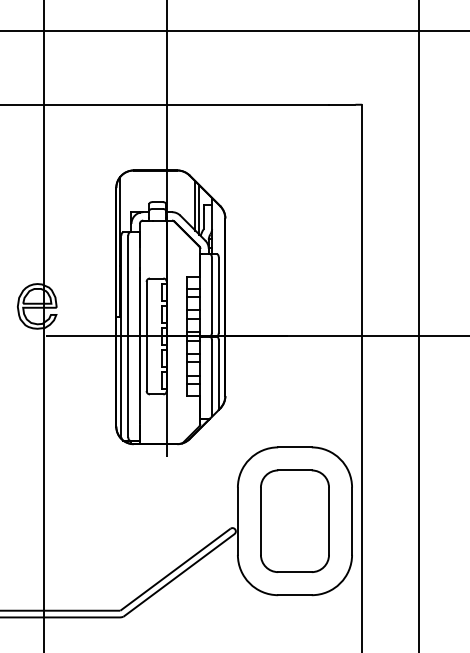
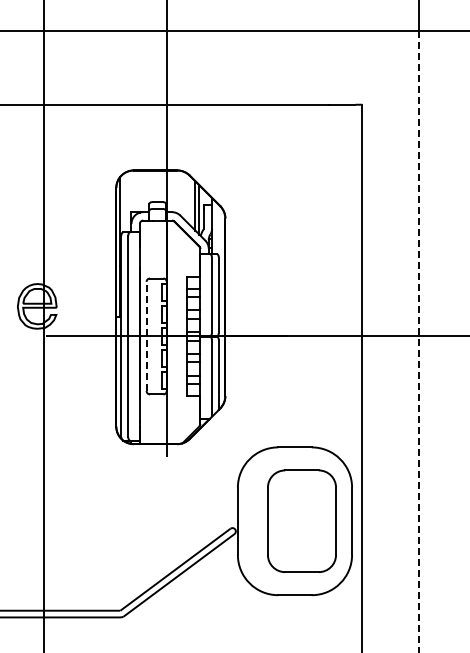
line: solid -> dashed (146, 336)
line: solid -> dashed (419, 341)
part position: (294, 520) -> (301, 520) (301, 520)
